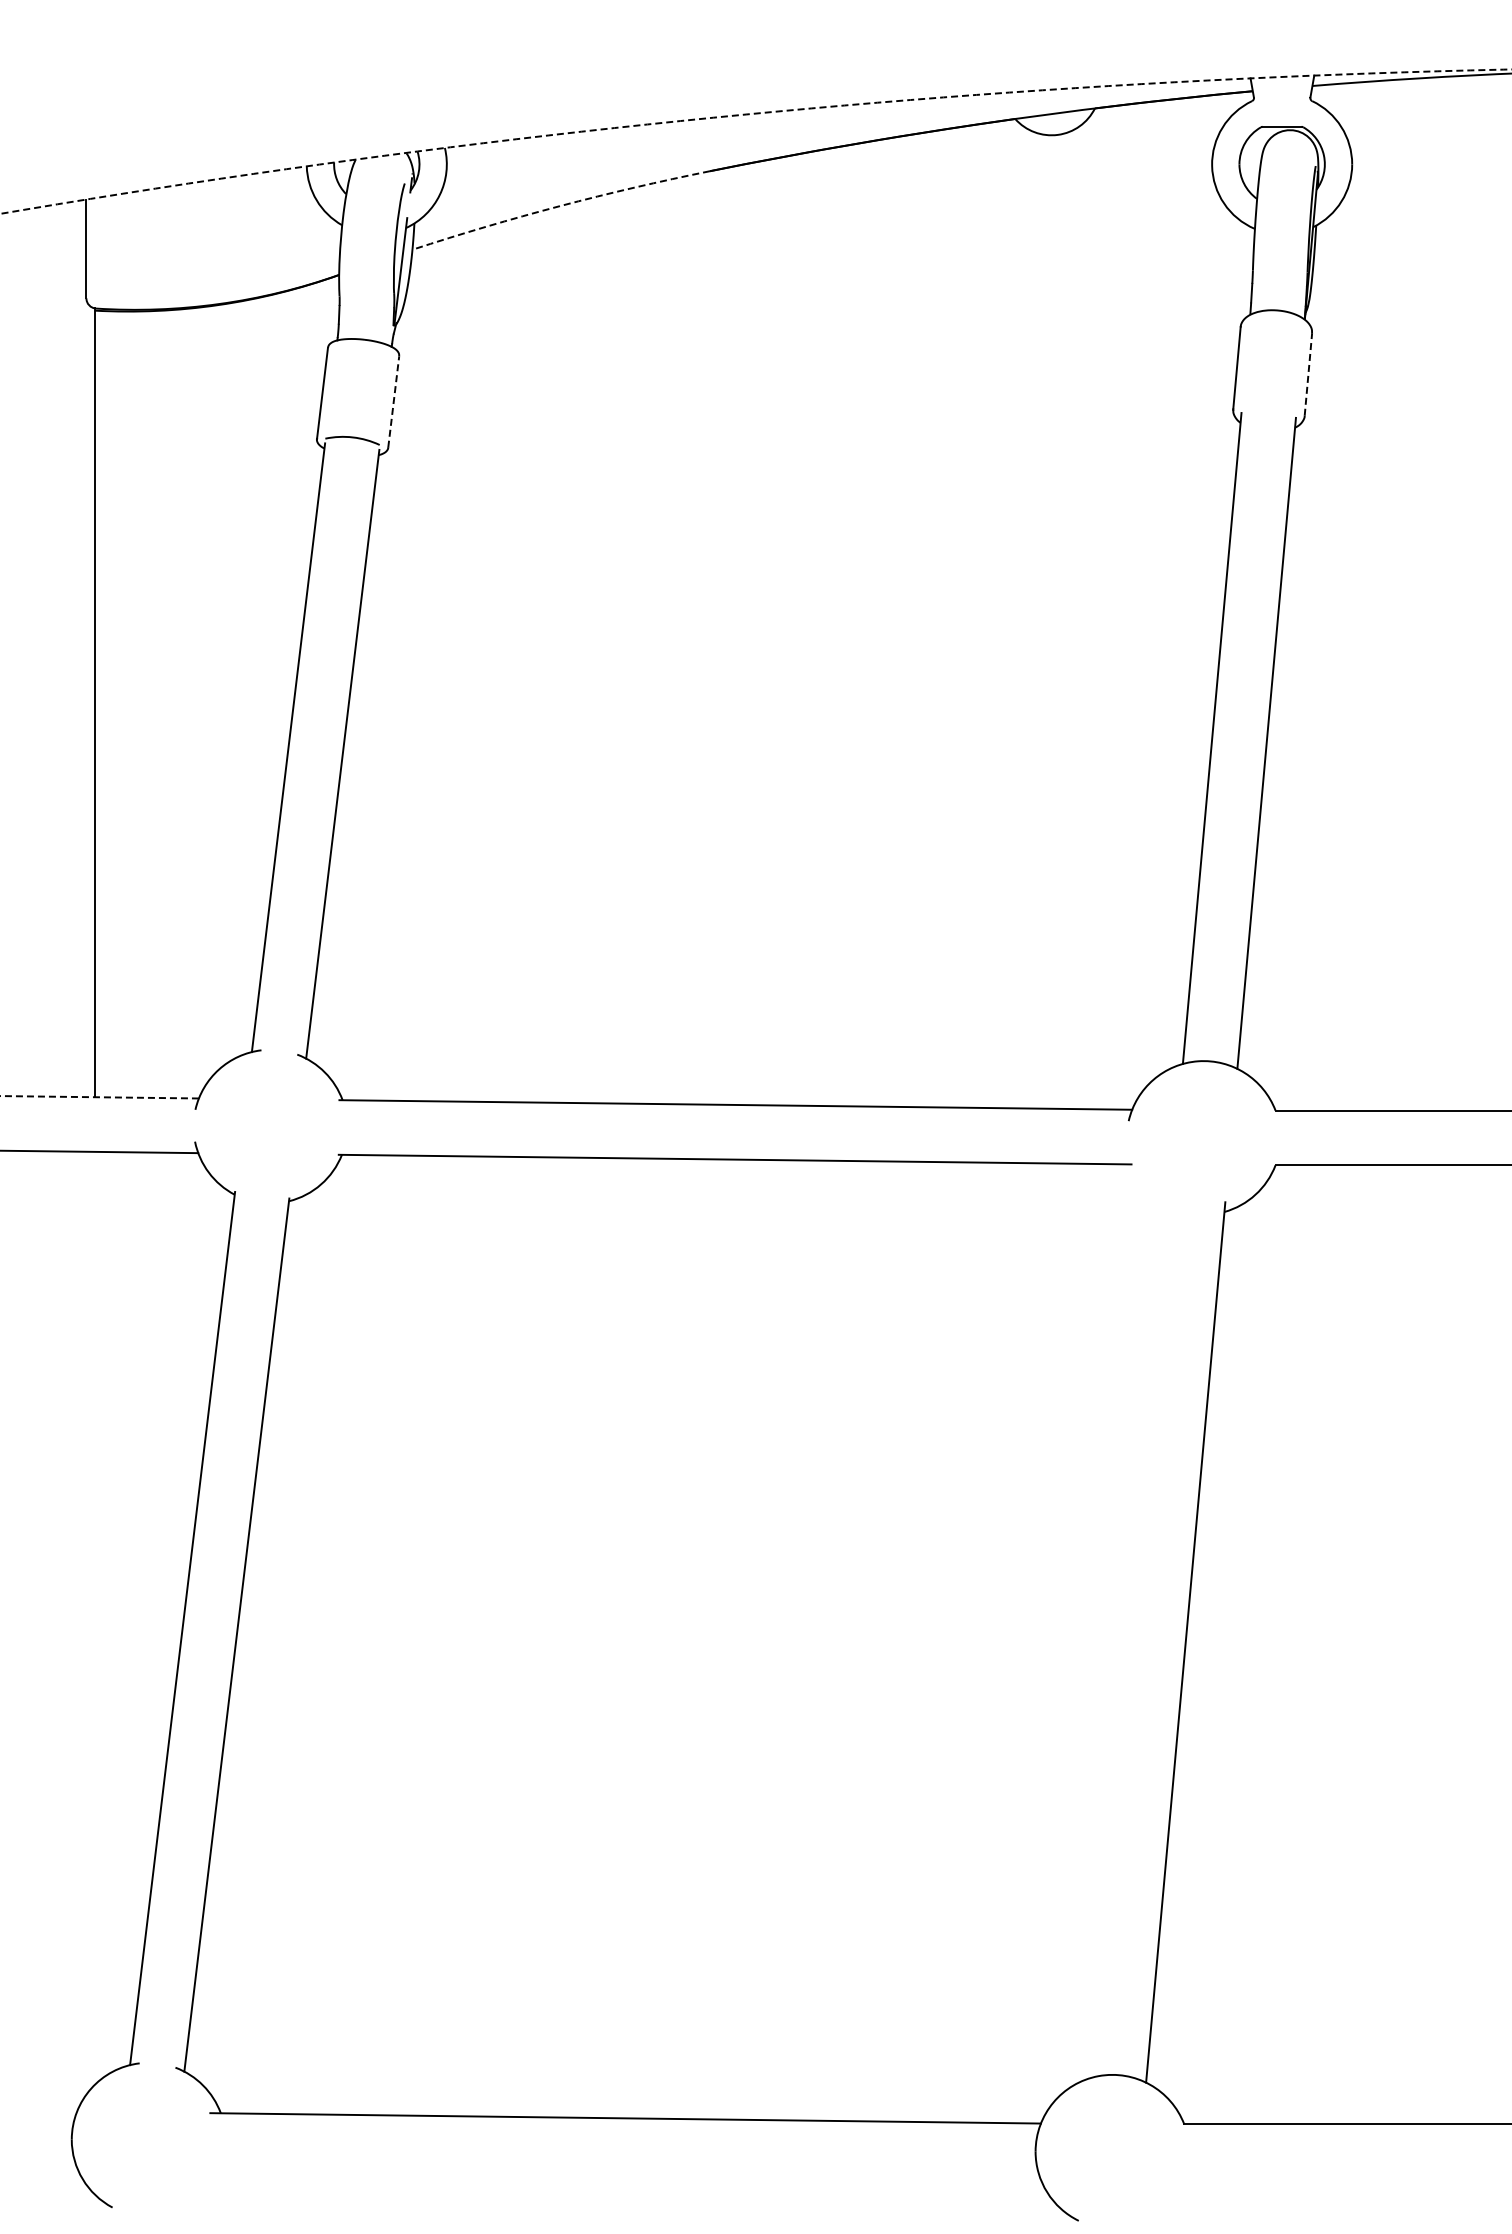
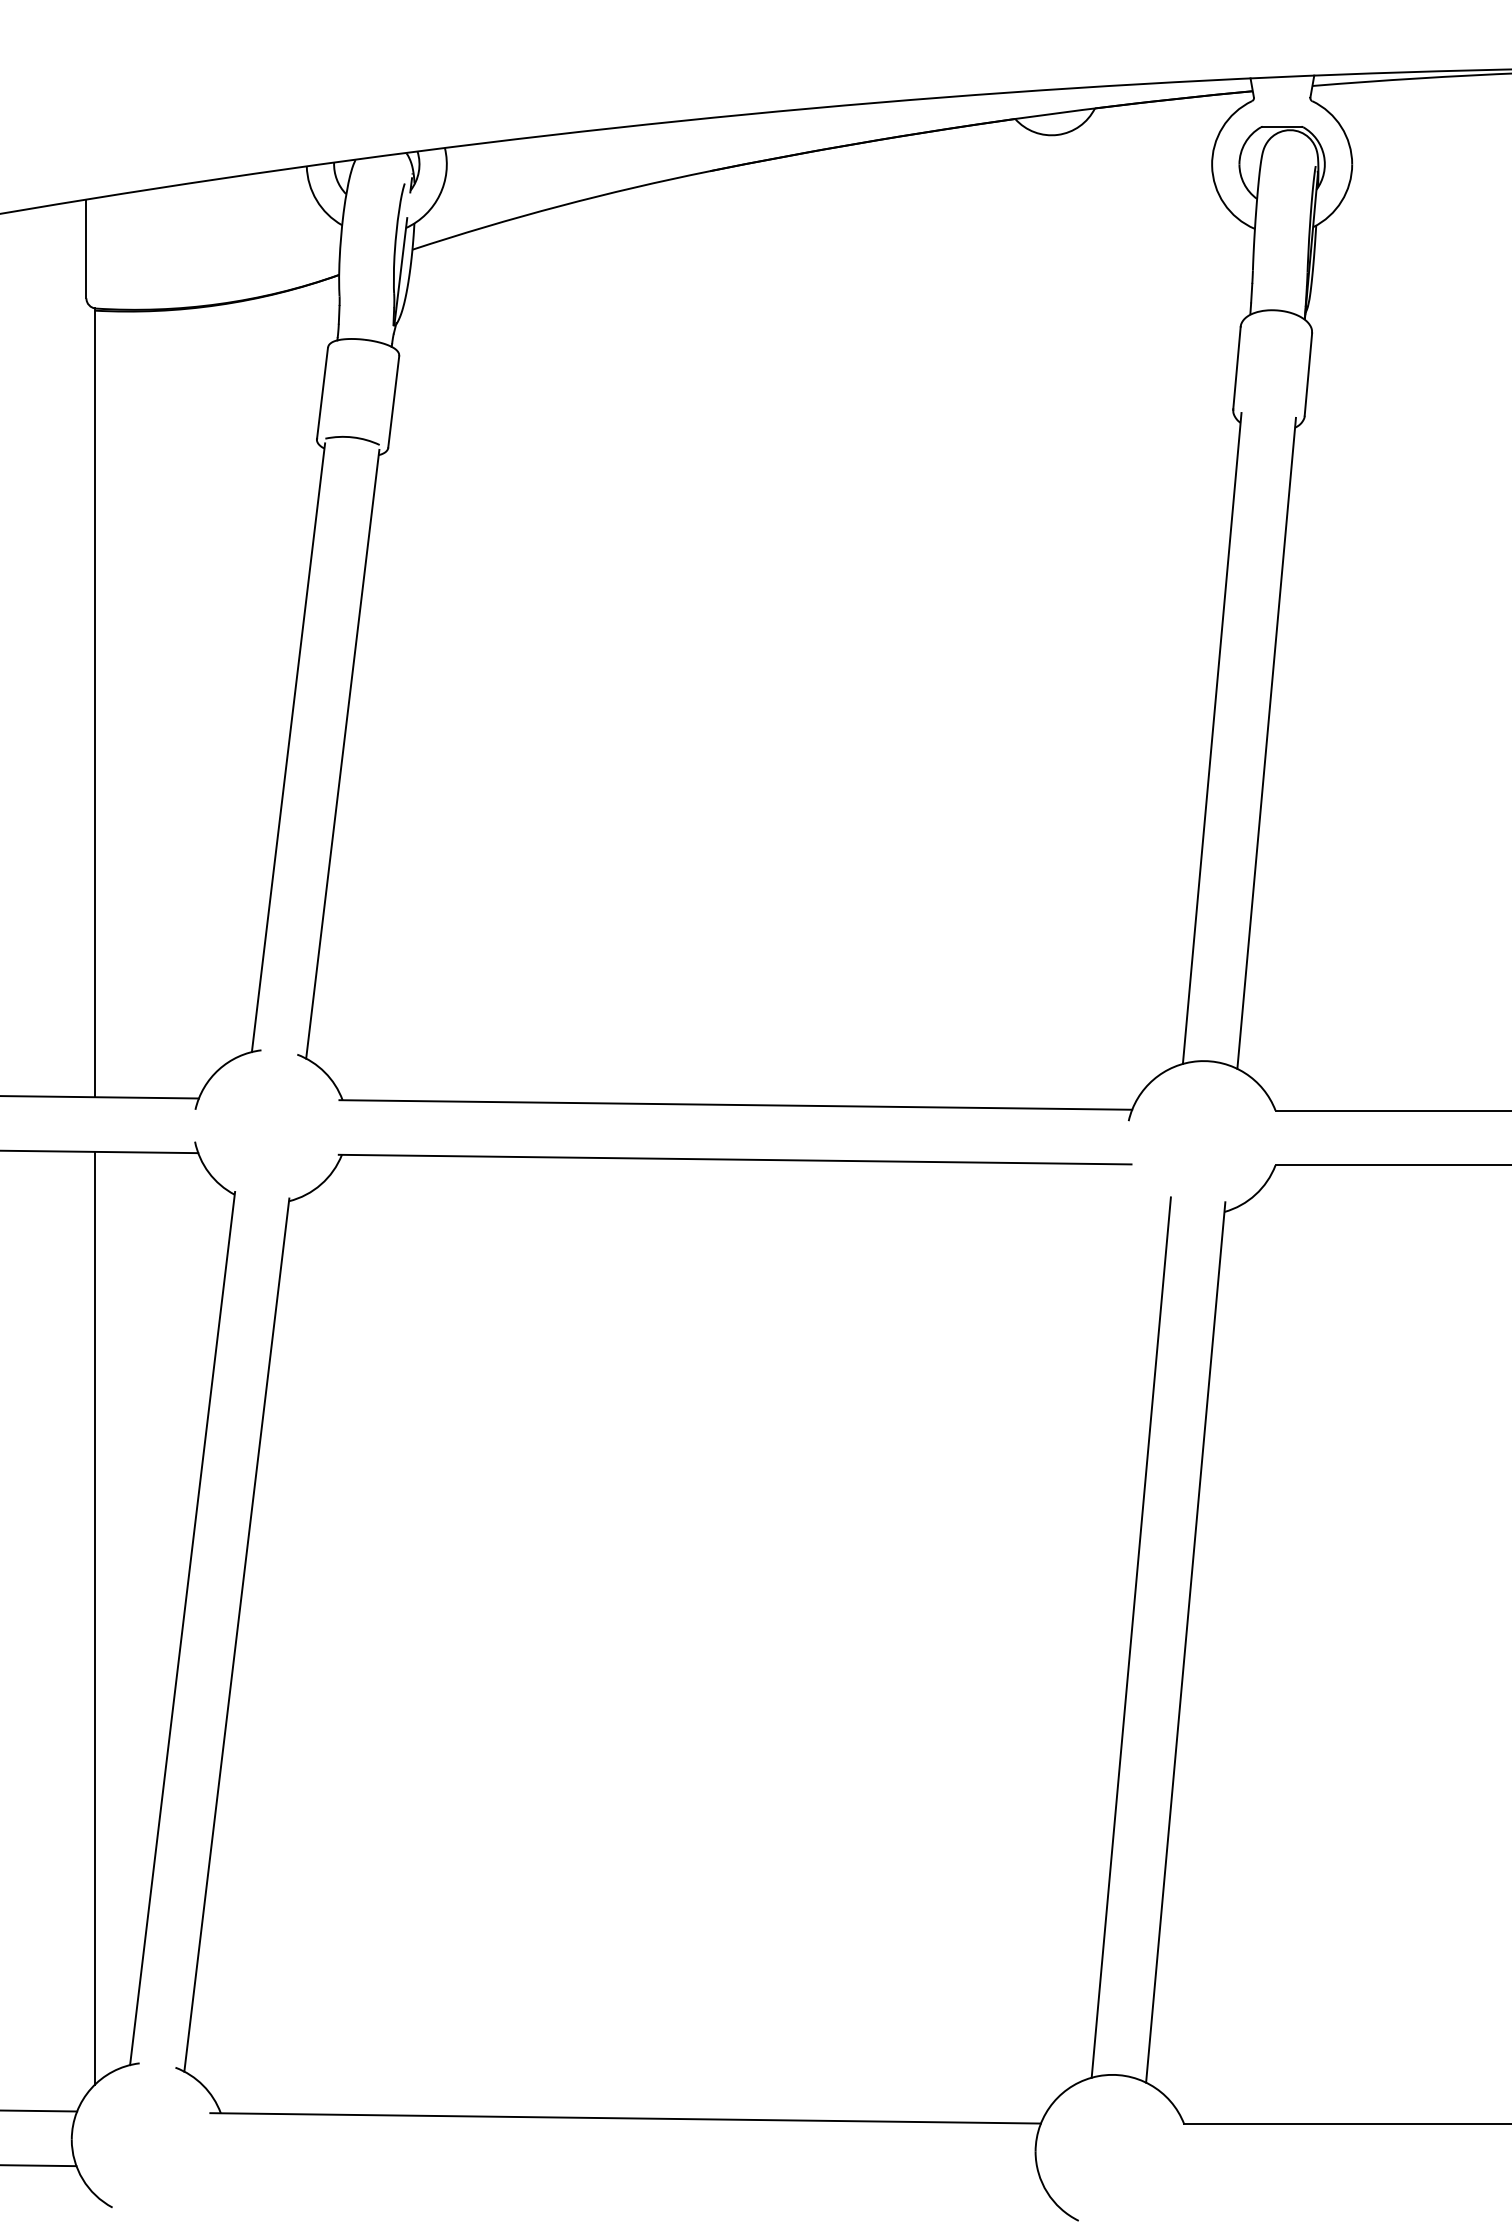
arc: dashed -> solid (753, 114)
arc: dashed -> solid (559, 206)
line: dashed -> solid (1308, 374)
line: dashed -> solid (393, 402)
line: dashed -> solid (99, 1097)
line: none -> present (94, 1617)
line: none -> present (1130, 1637)
line: none -> present (39, 2110)
line: none -> present (39, 2165)
